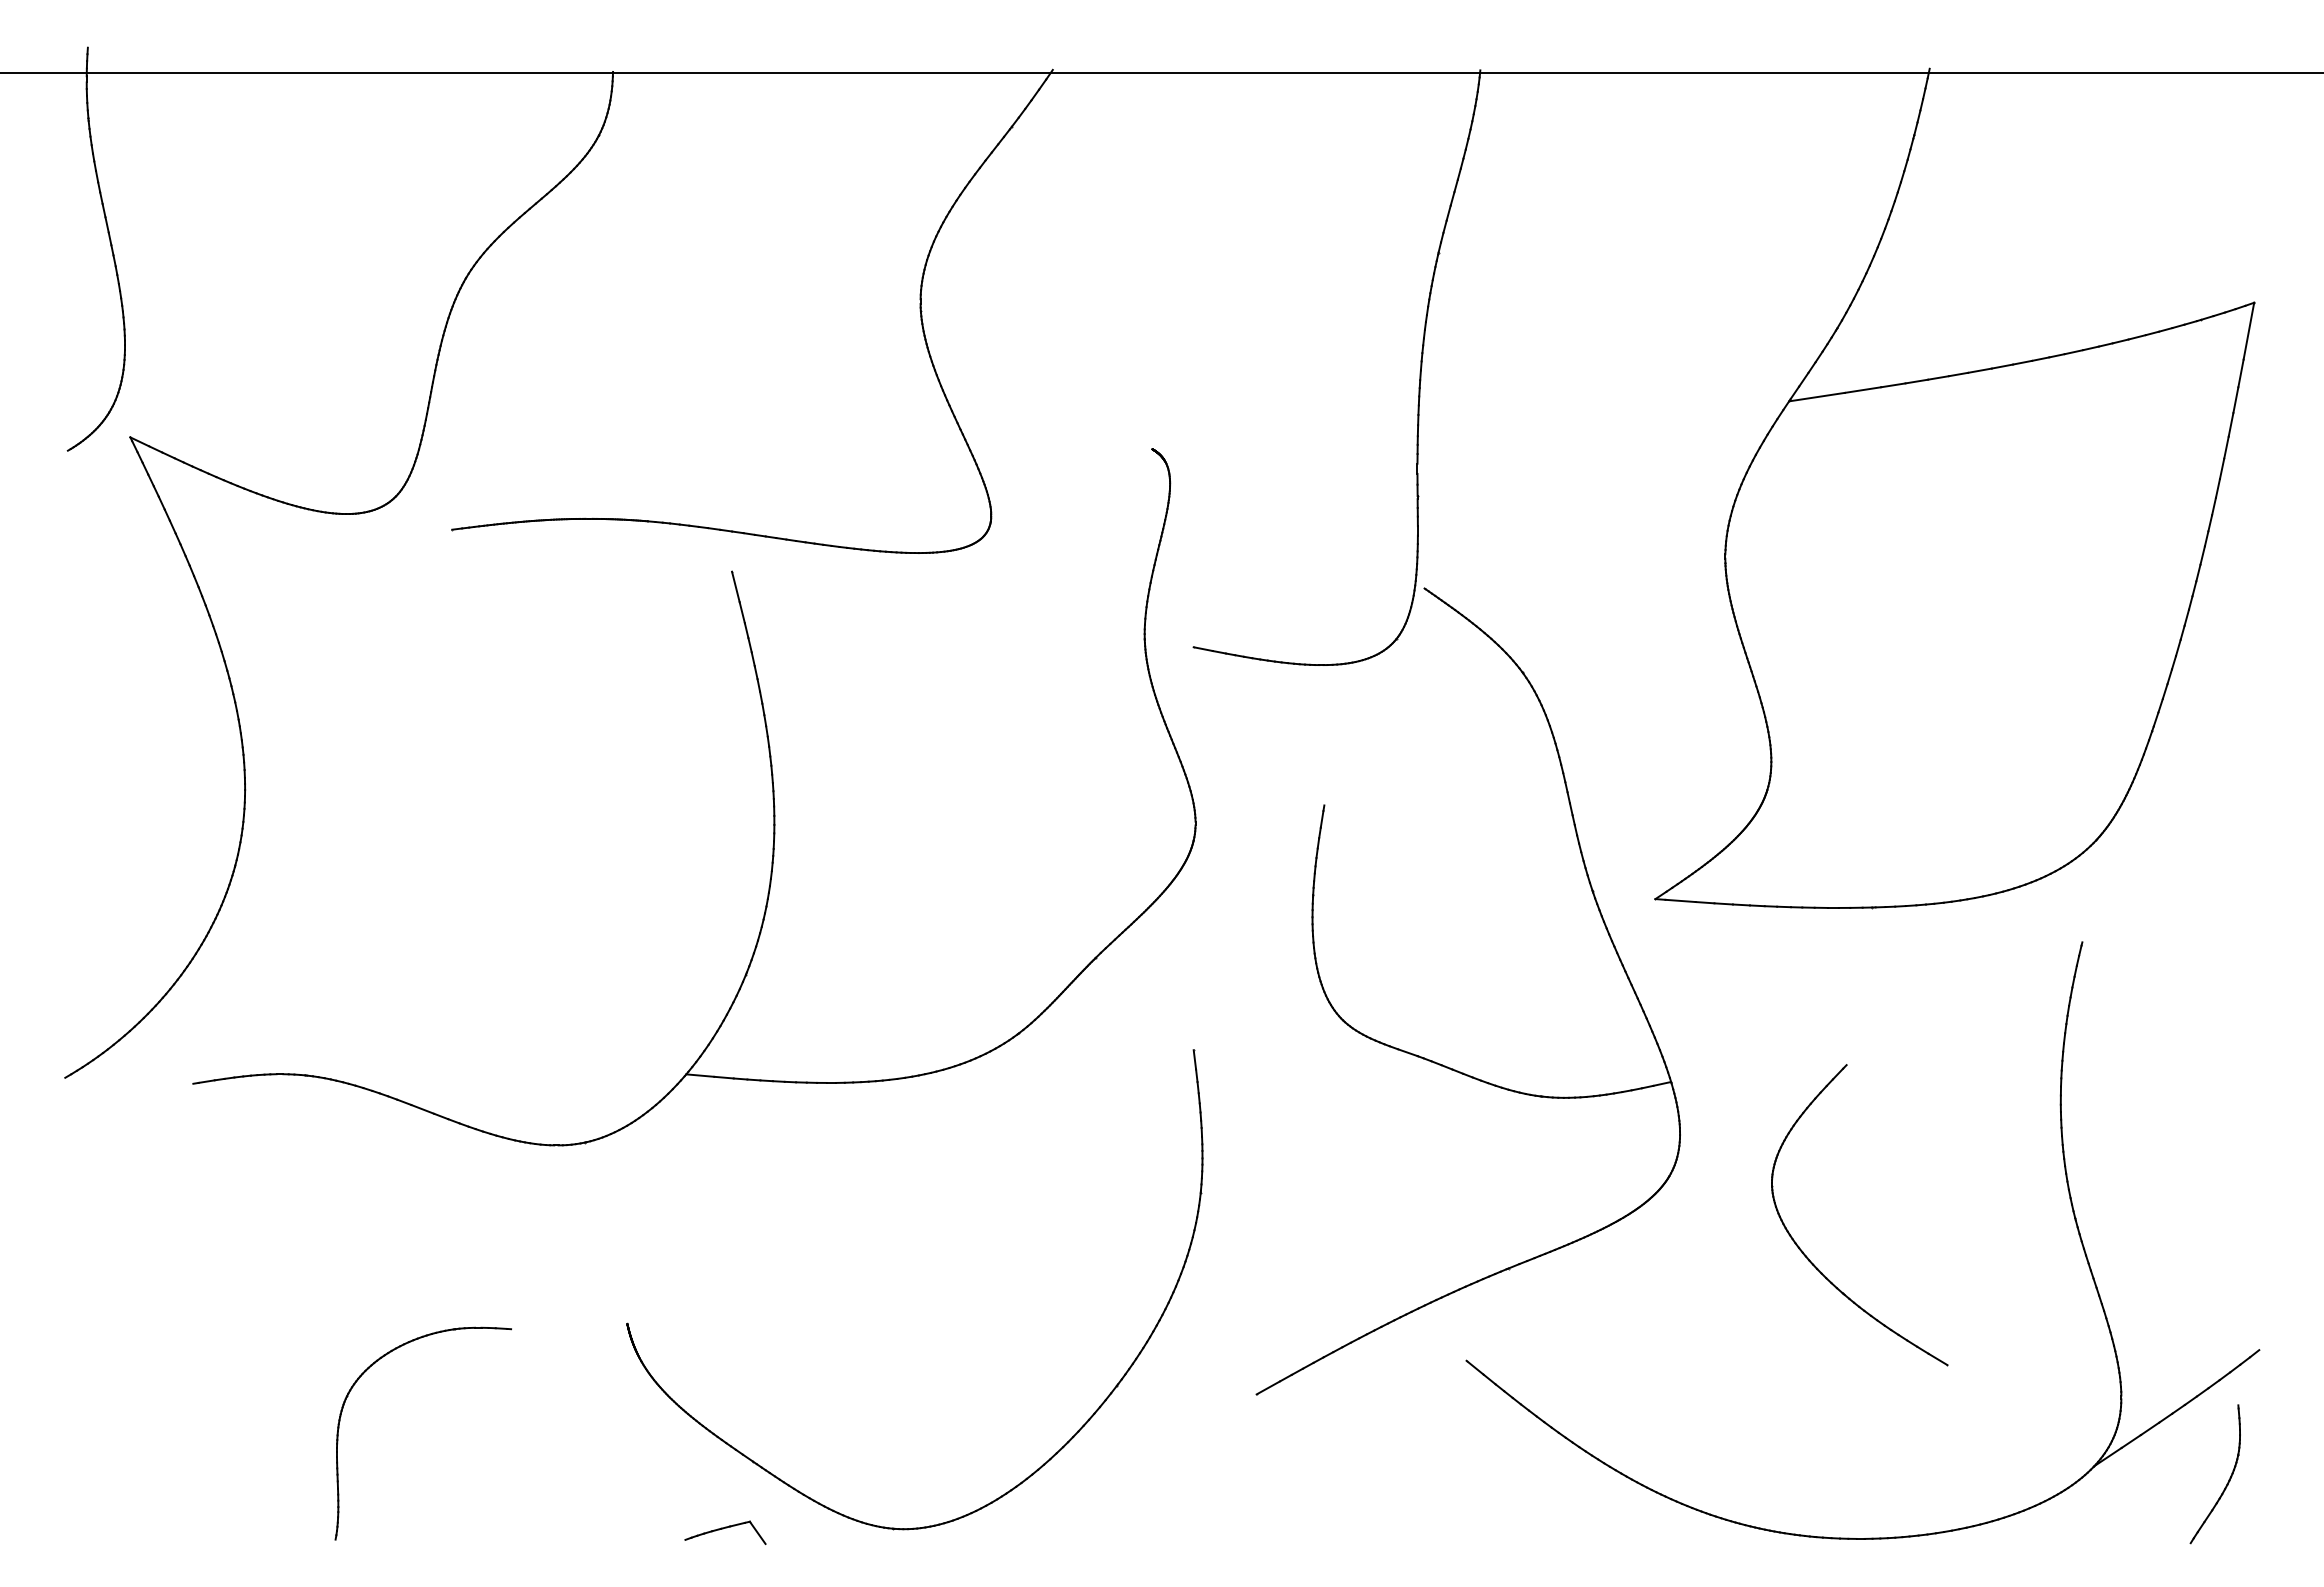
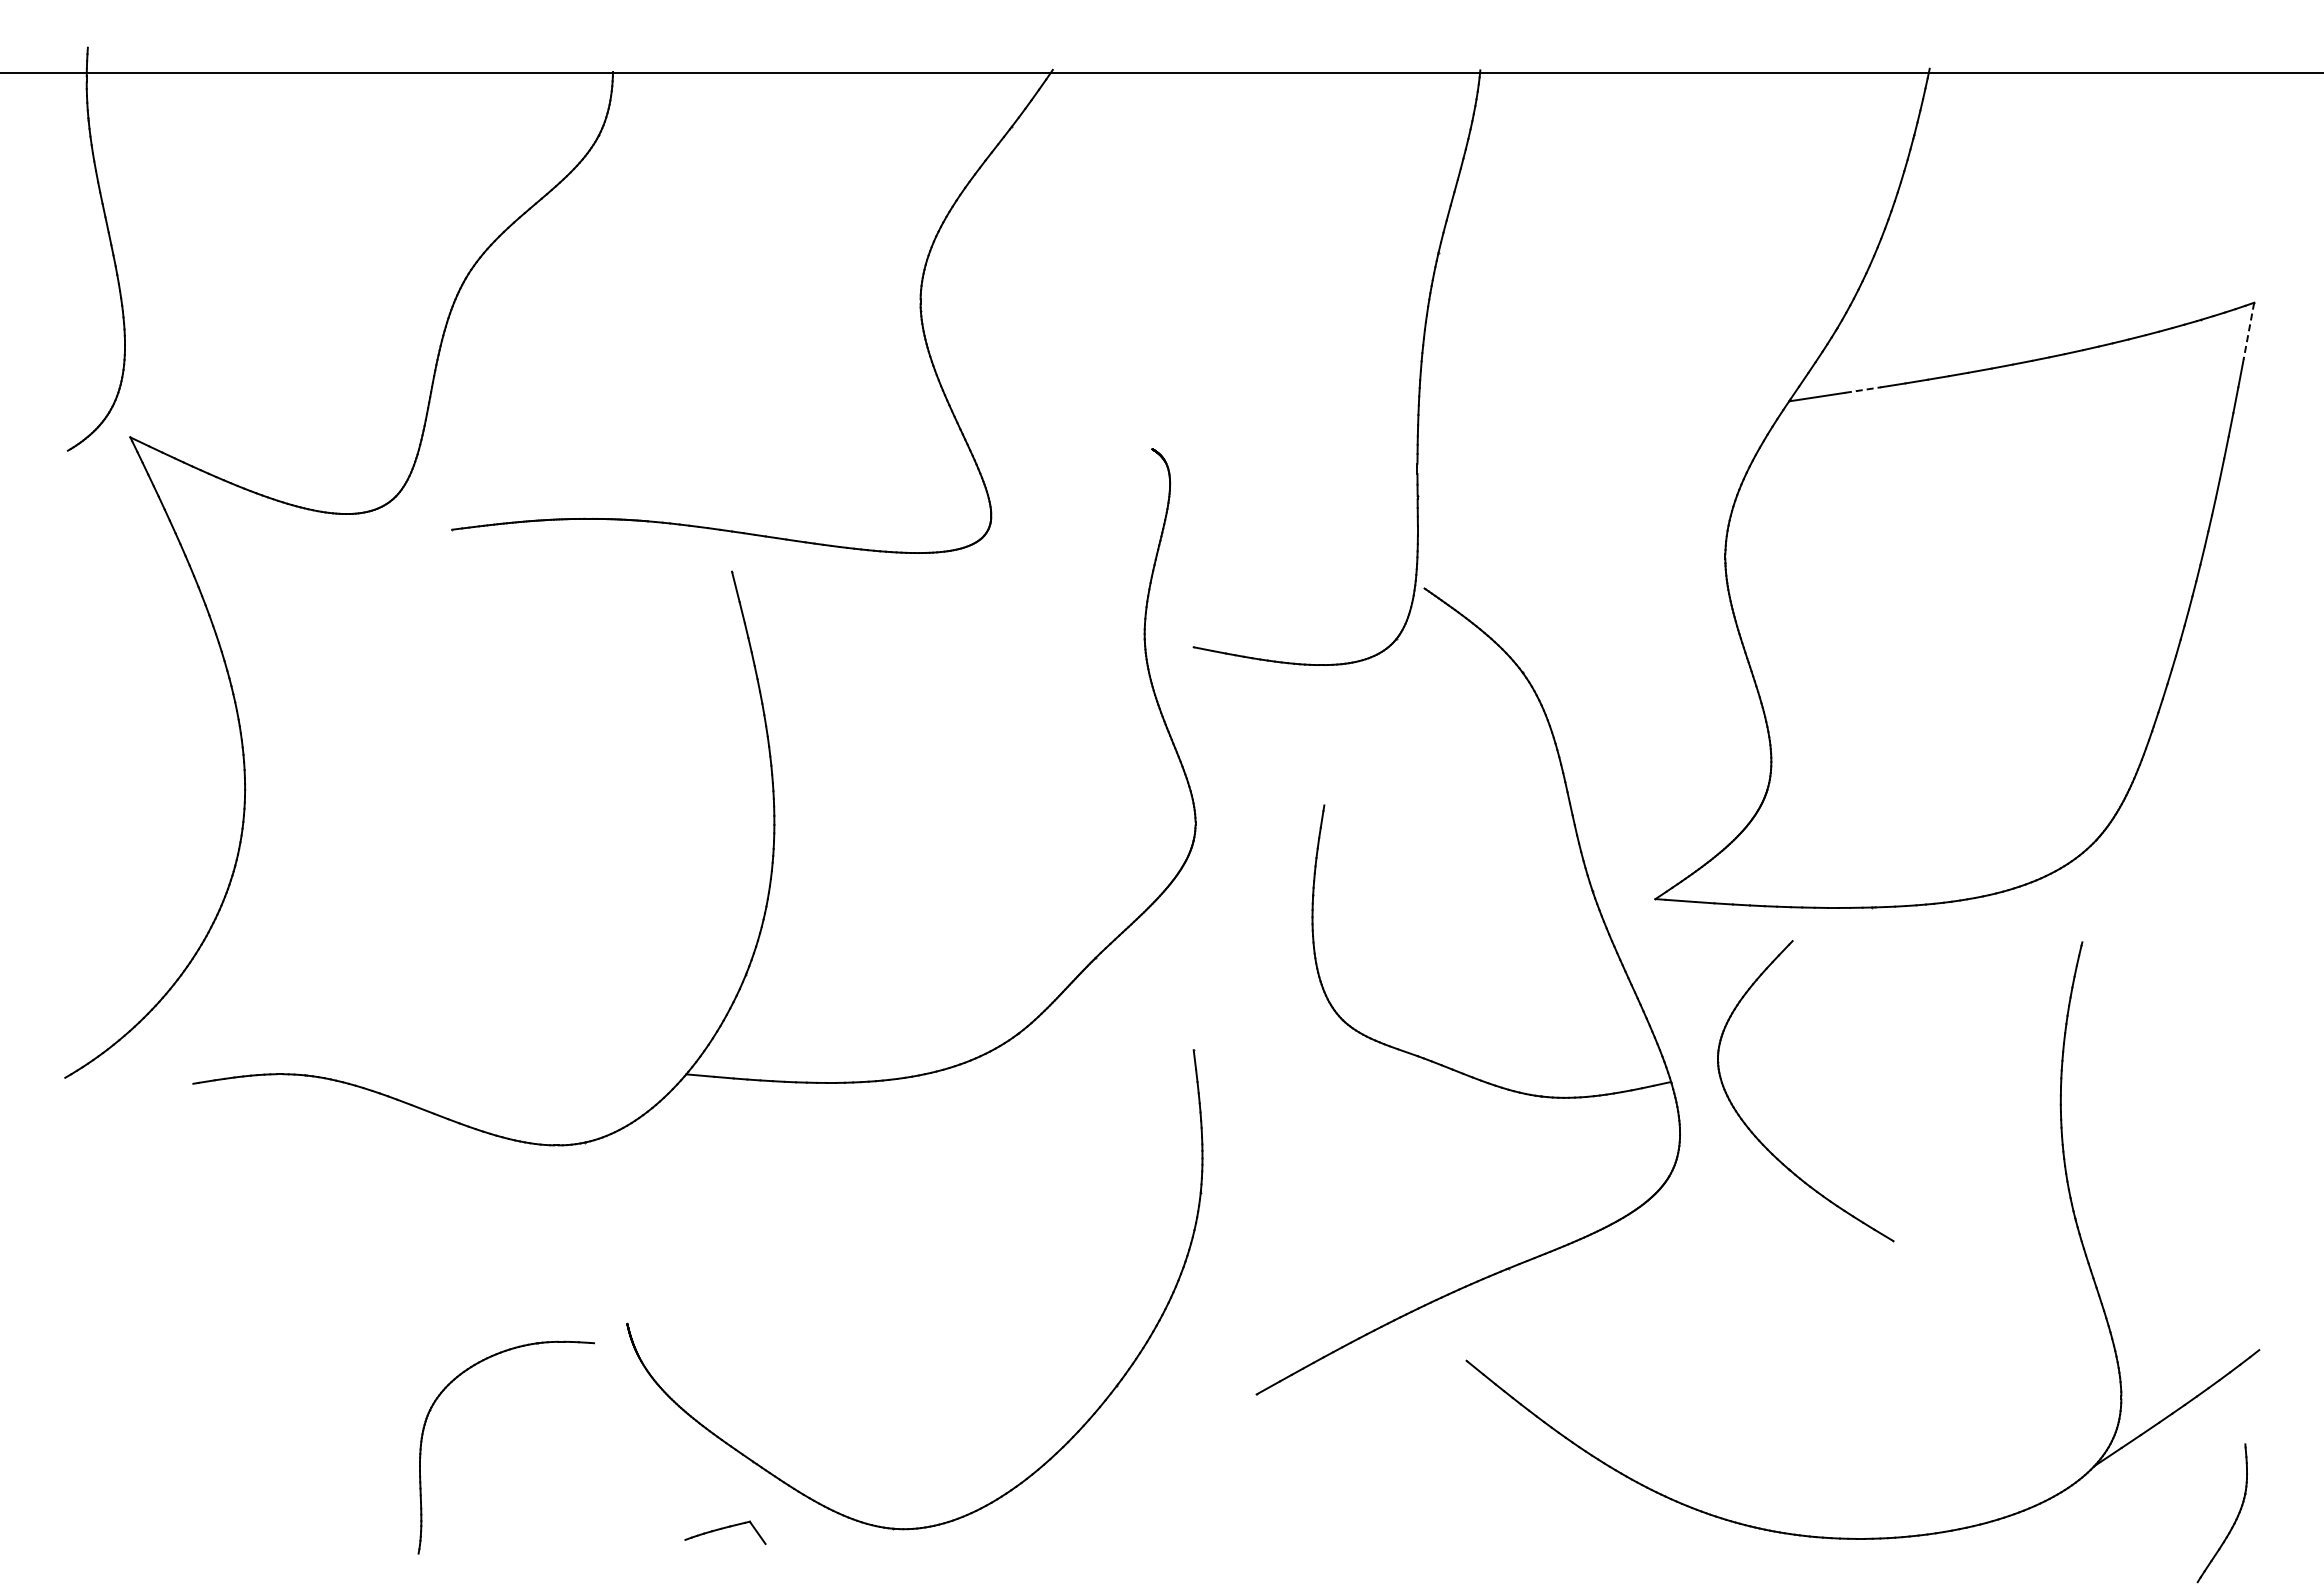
line: solid -> dashed (2248, 331)
line: solid -> dashed (1863, 390)
part position: (1808, 1257) -> (1754, 1133) (1754, 1133)
part position: (342, 1412) -> (425, 1426) (425, 1426)
part position: (2228, 1479) -> (2235, 1518) (2235, 1518)
